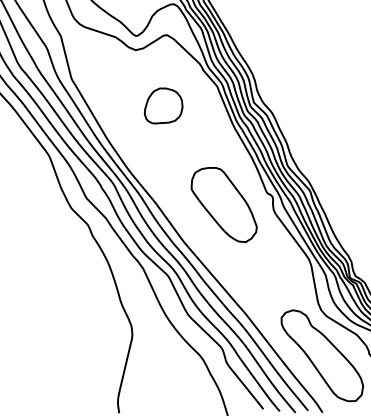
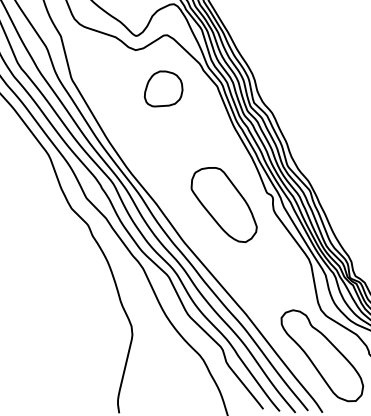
part position: (163, 105) -> (163, 88) (163, 88)
